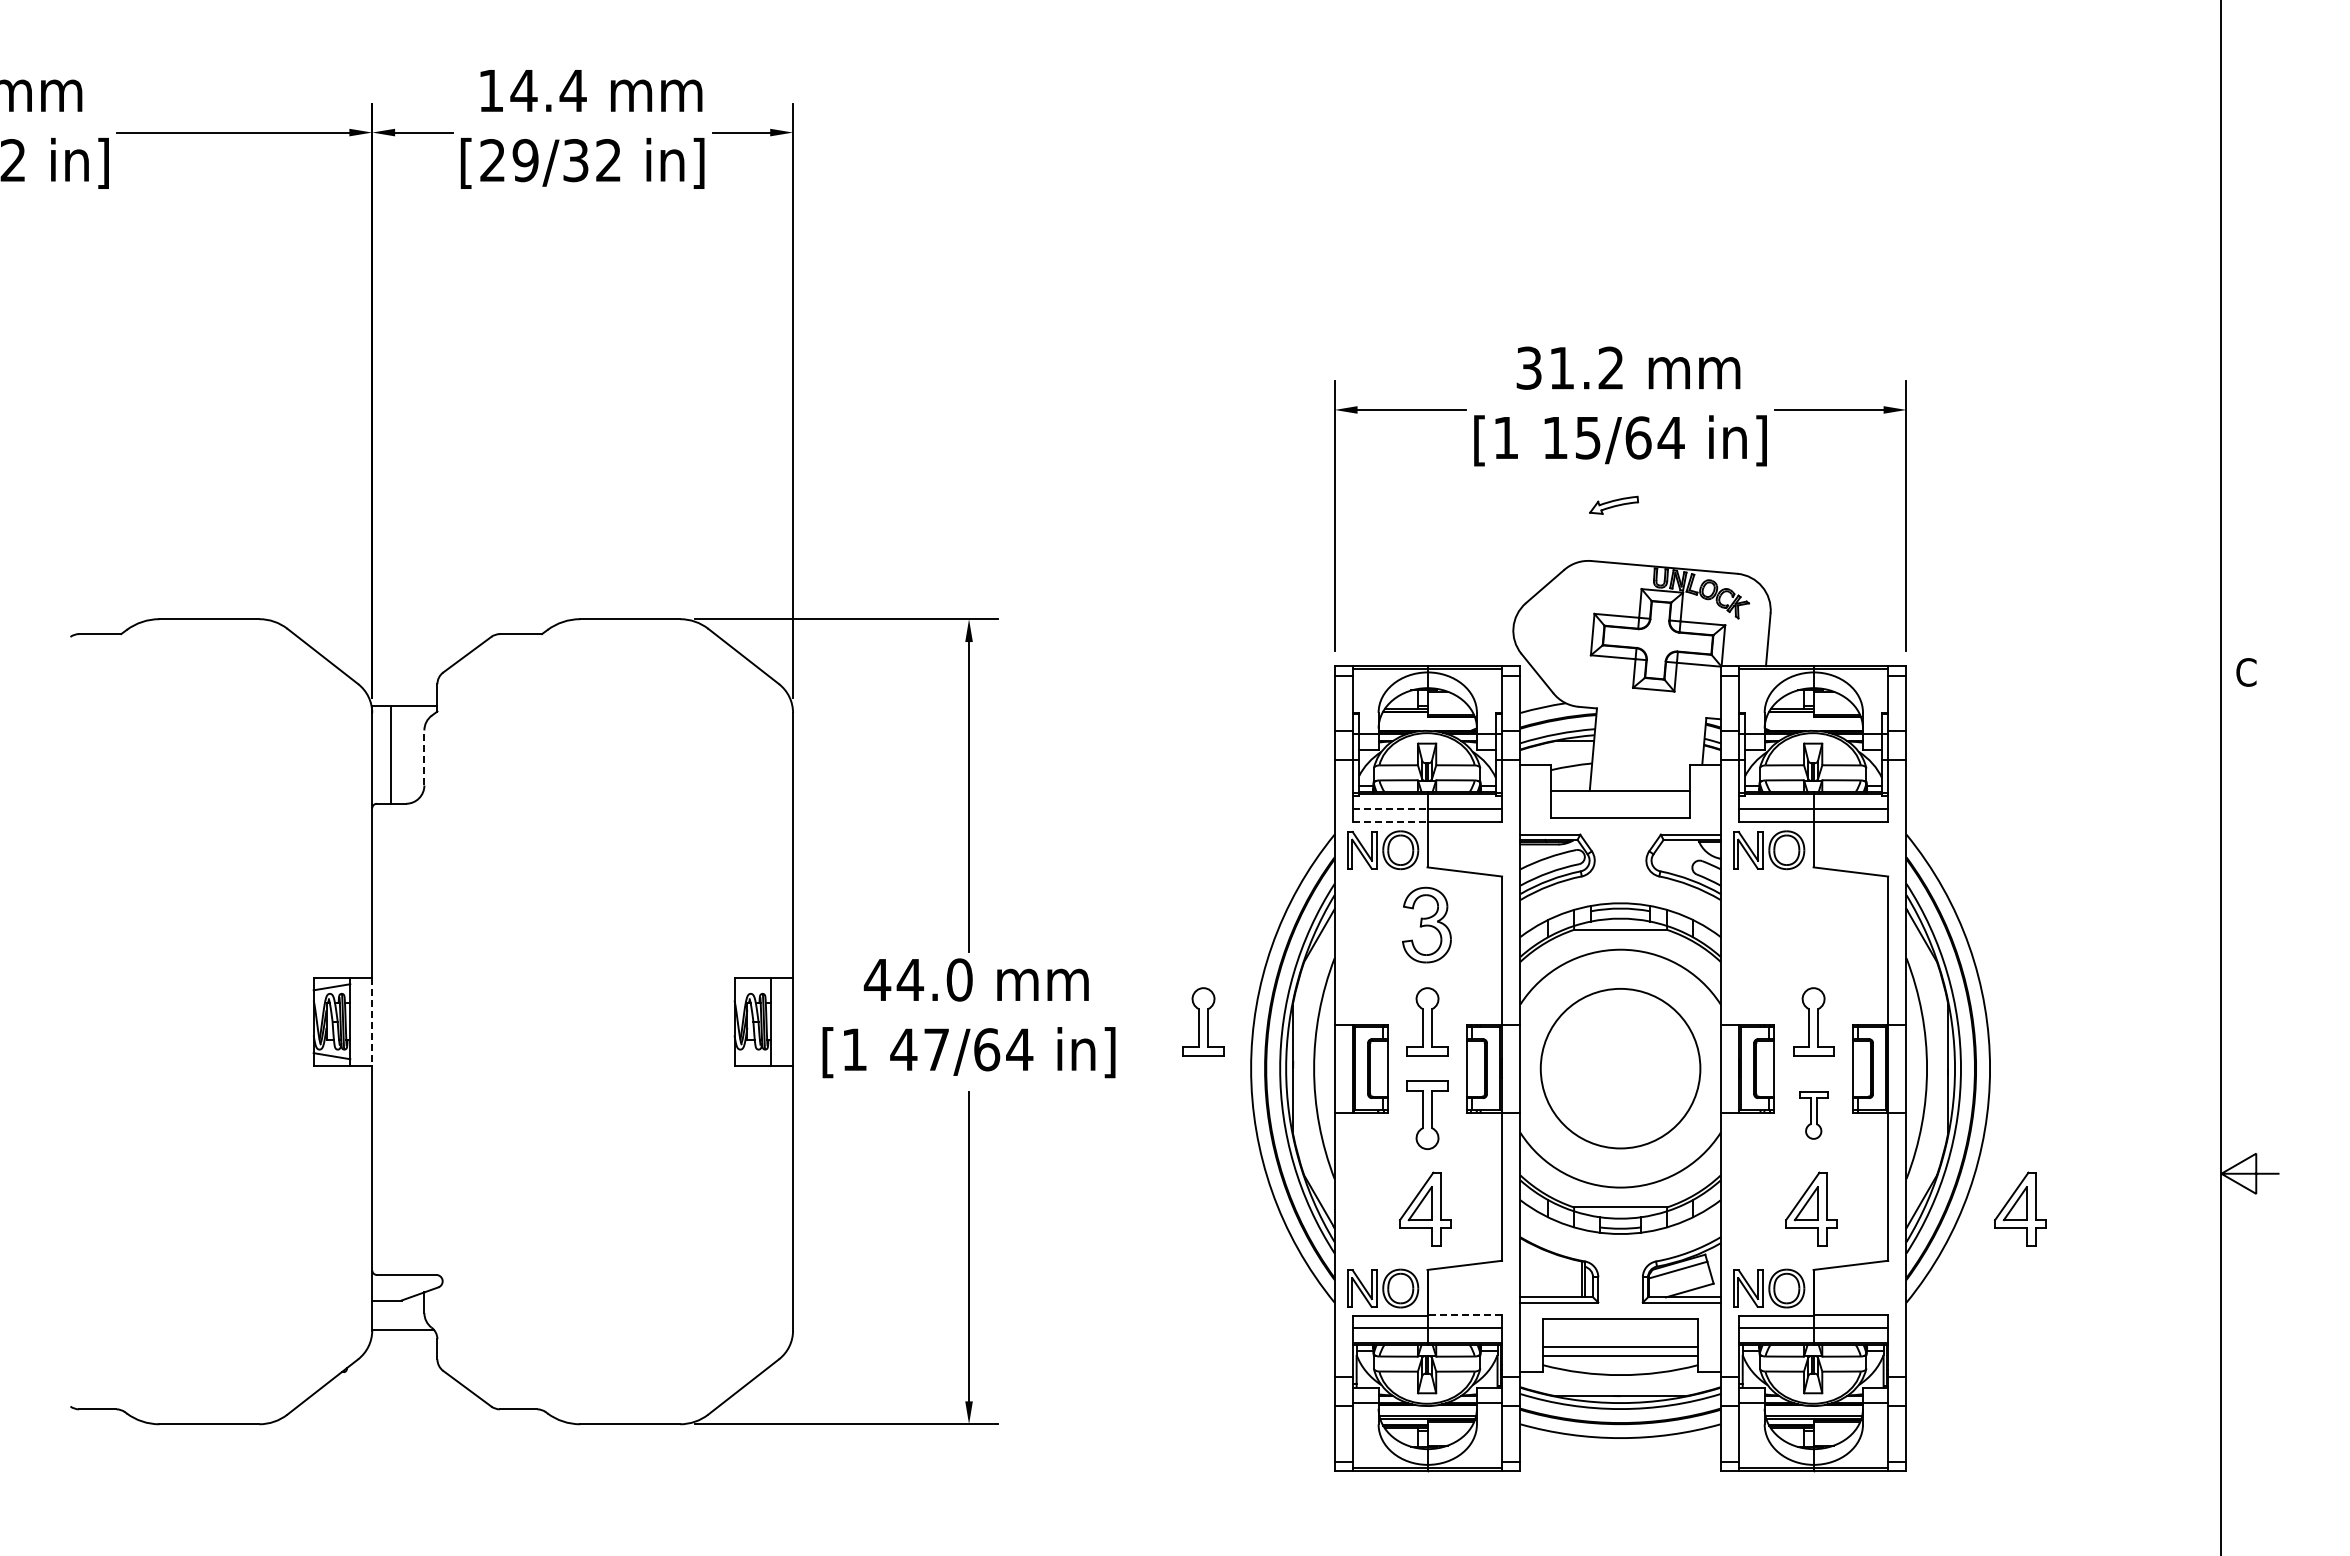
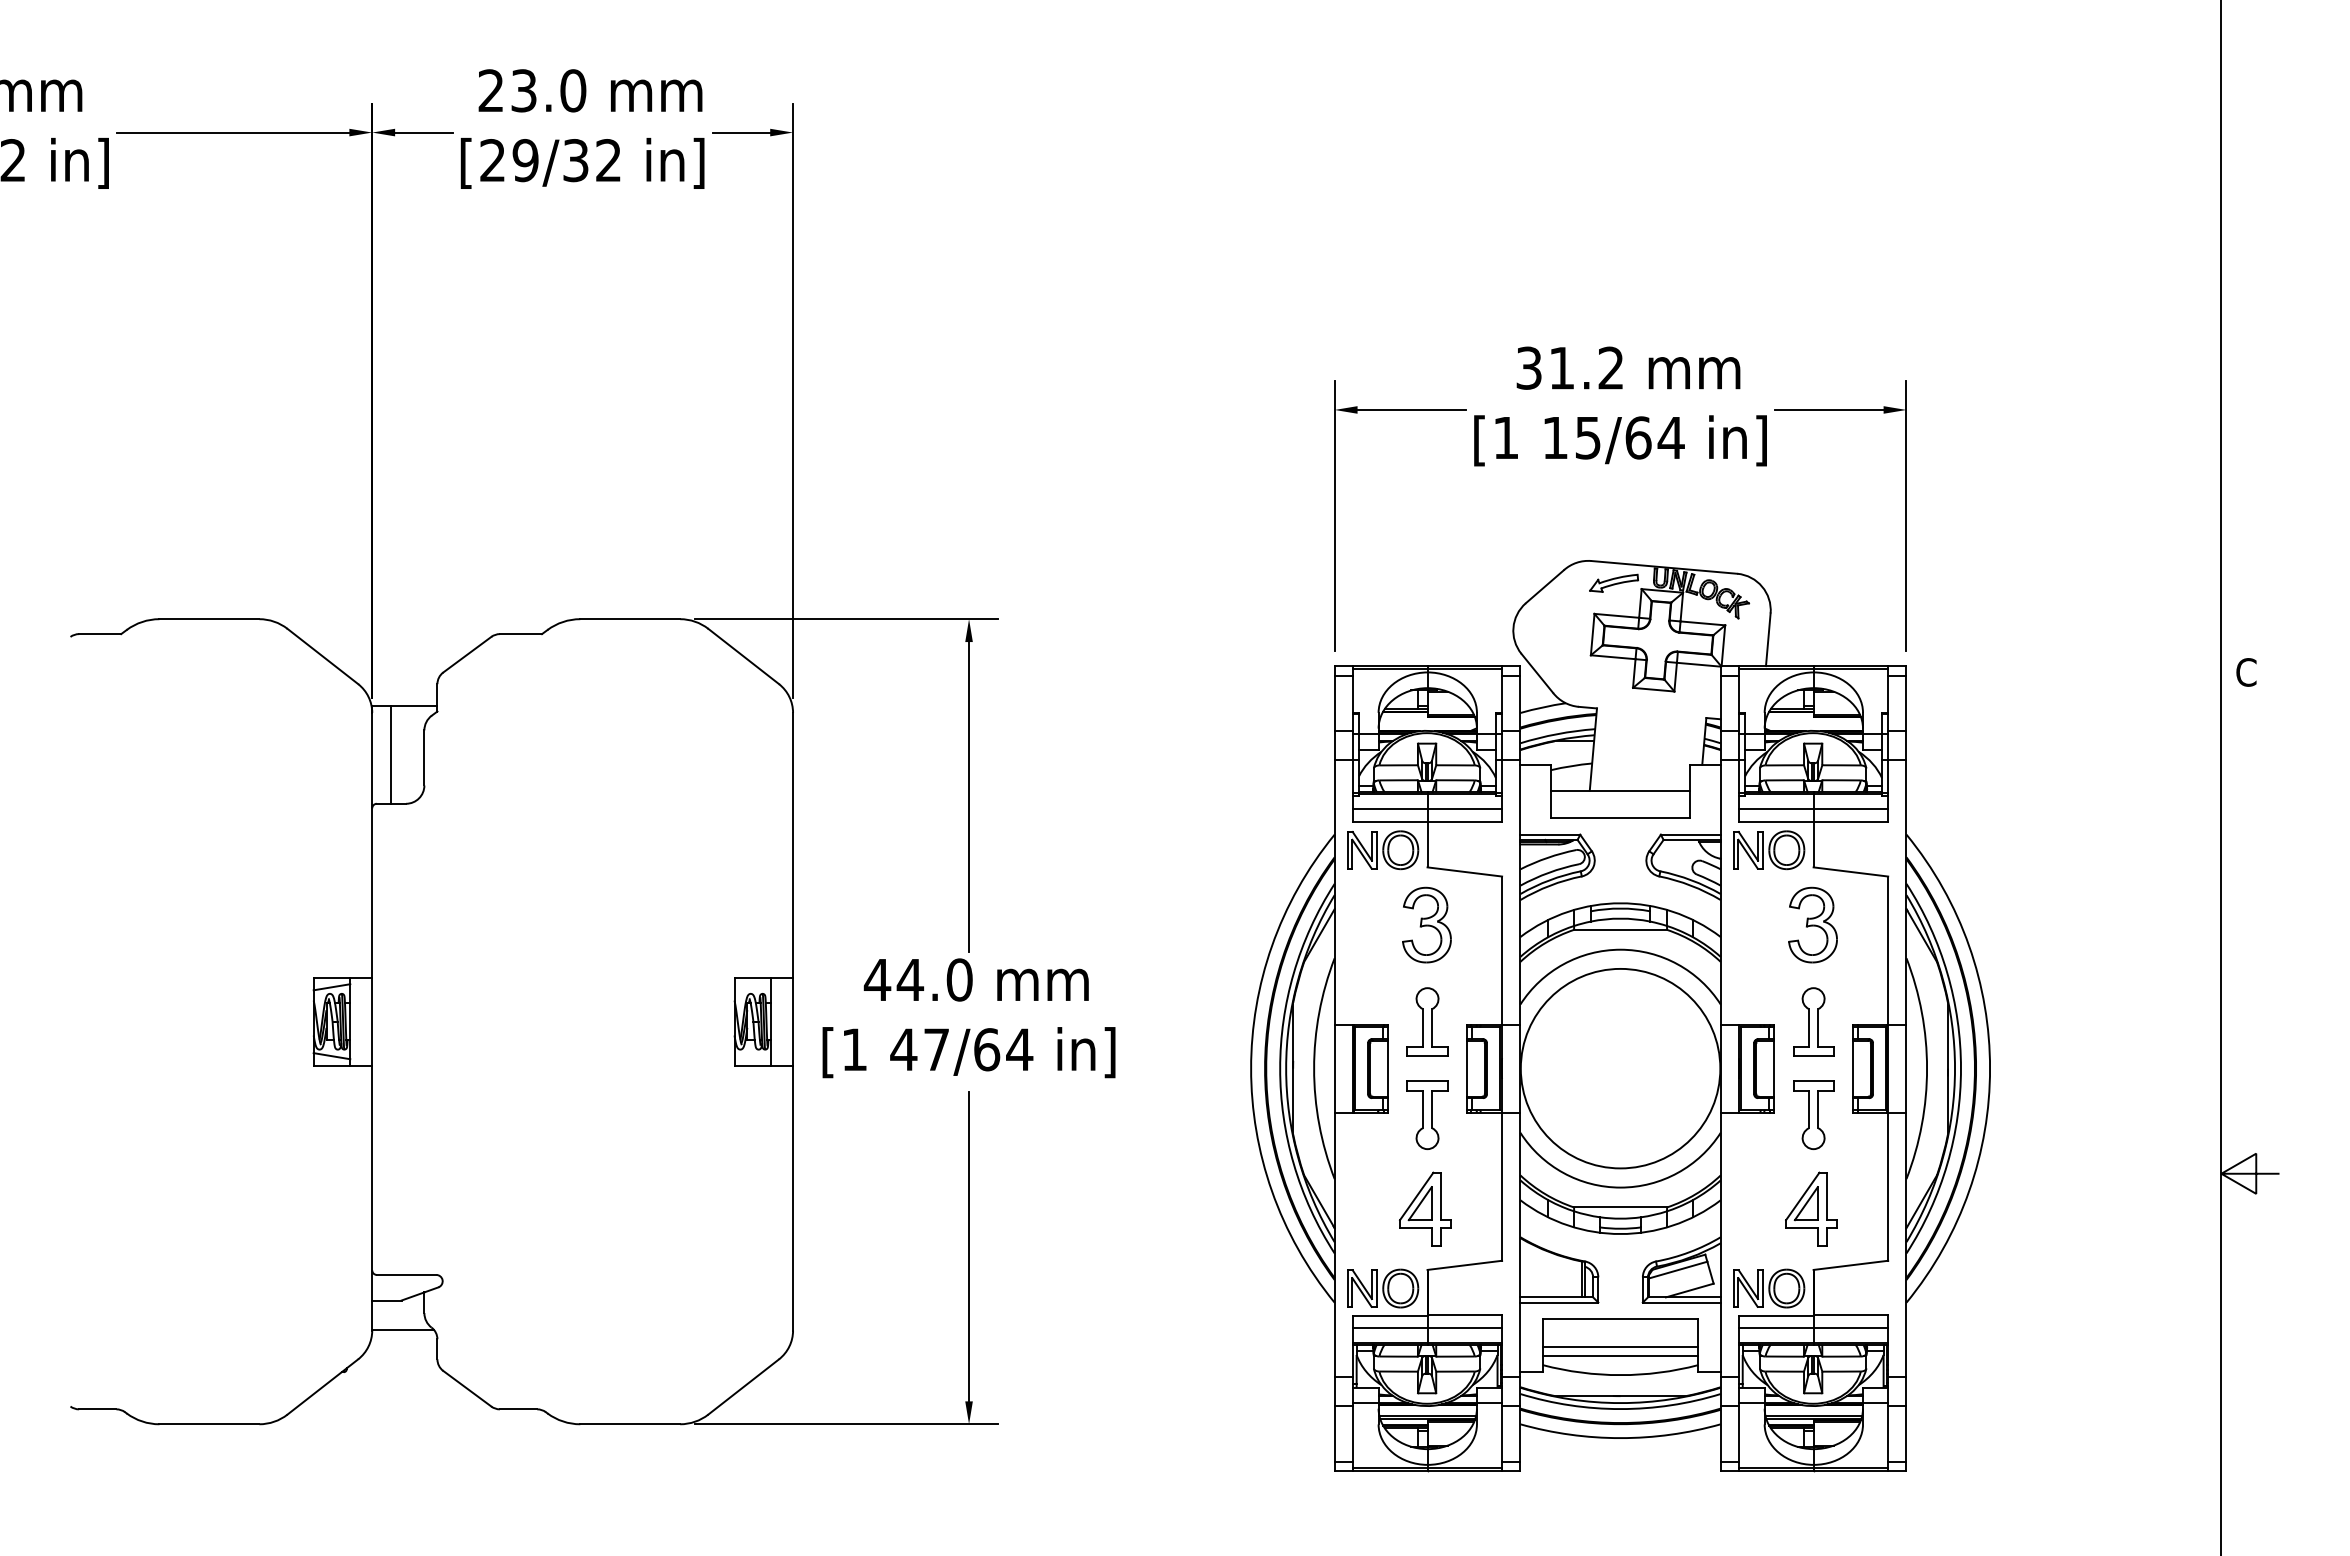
text: 14.4 -> 23.0 (532, 90)
part position: (1614, 504) -> (1614, 582) (1614, 582)
line: dashed -> solid (424, 757)
line: dashed -> solid (1390, 808)
line: dashed -> solid (1390, 821)
part: none -> present (1812, 924)
line: dashed -> solid (372, 1021)
part: present -> none (1203, 1021)
circle diameter: 160 px -> 200 px (1620, 1068)
part size: 30x49 px -> 42x70 px (1813, 1114)
part: present -> none (2020, 1208)
line: dashed -> solid (1464, 1315)
